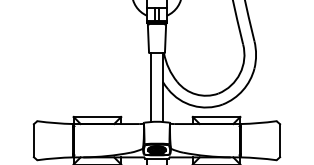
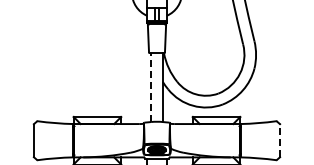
line: solid -> dashed (151, 87)
line: solid -> dashed (280, 140)
